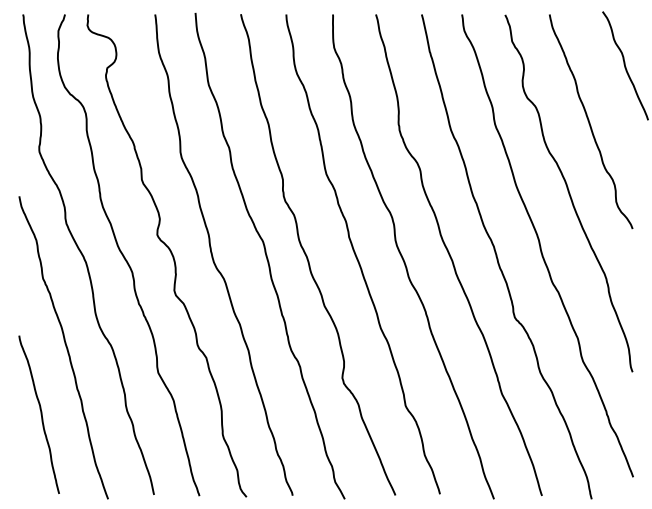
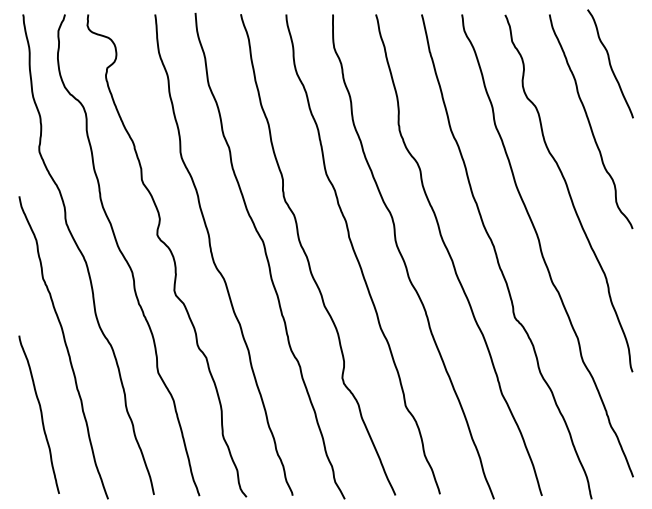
curve position: (625, 65) -> (610, 63) (610, 63)
